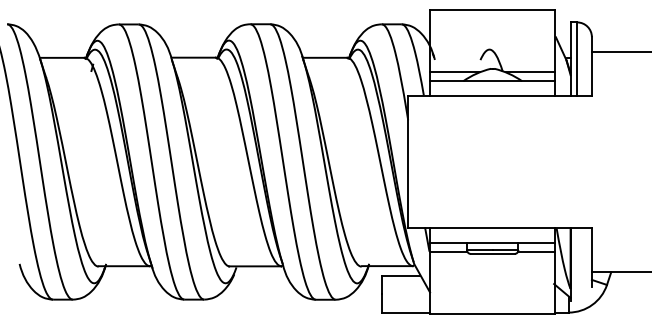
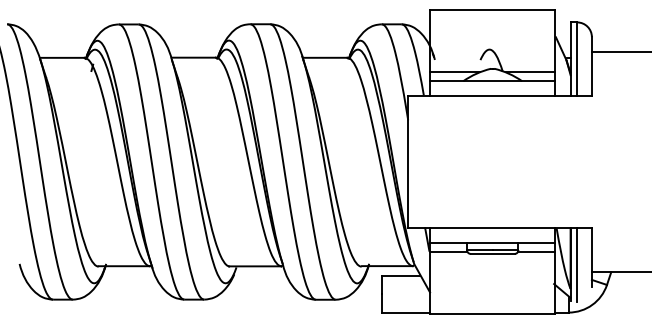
line: none -> present (577, 264)
